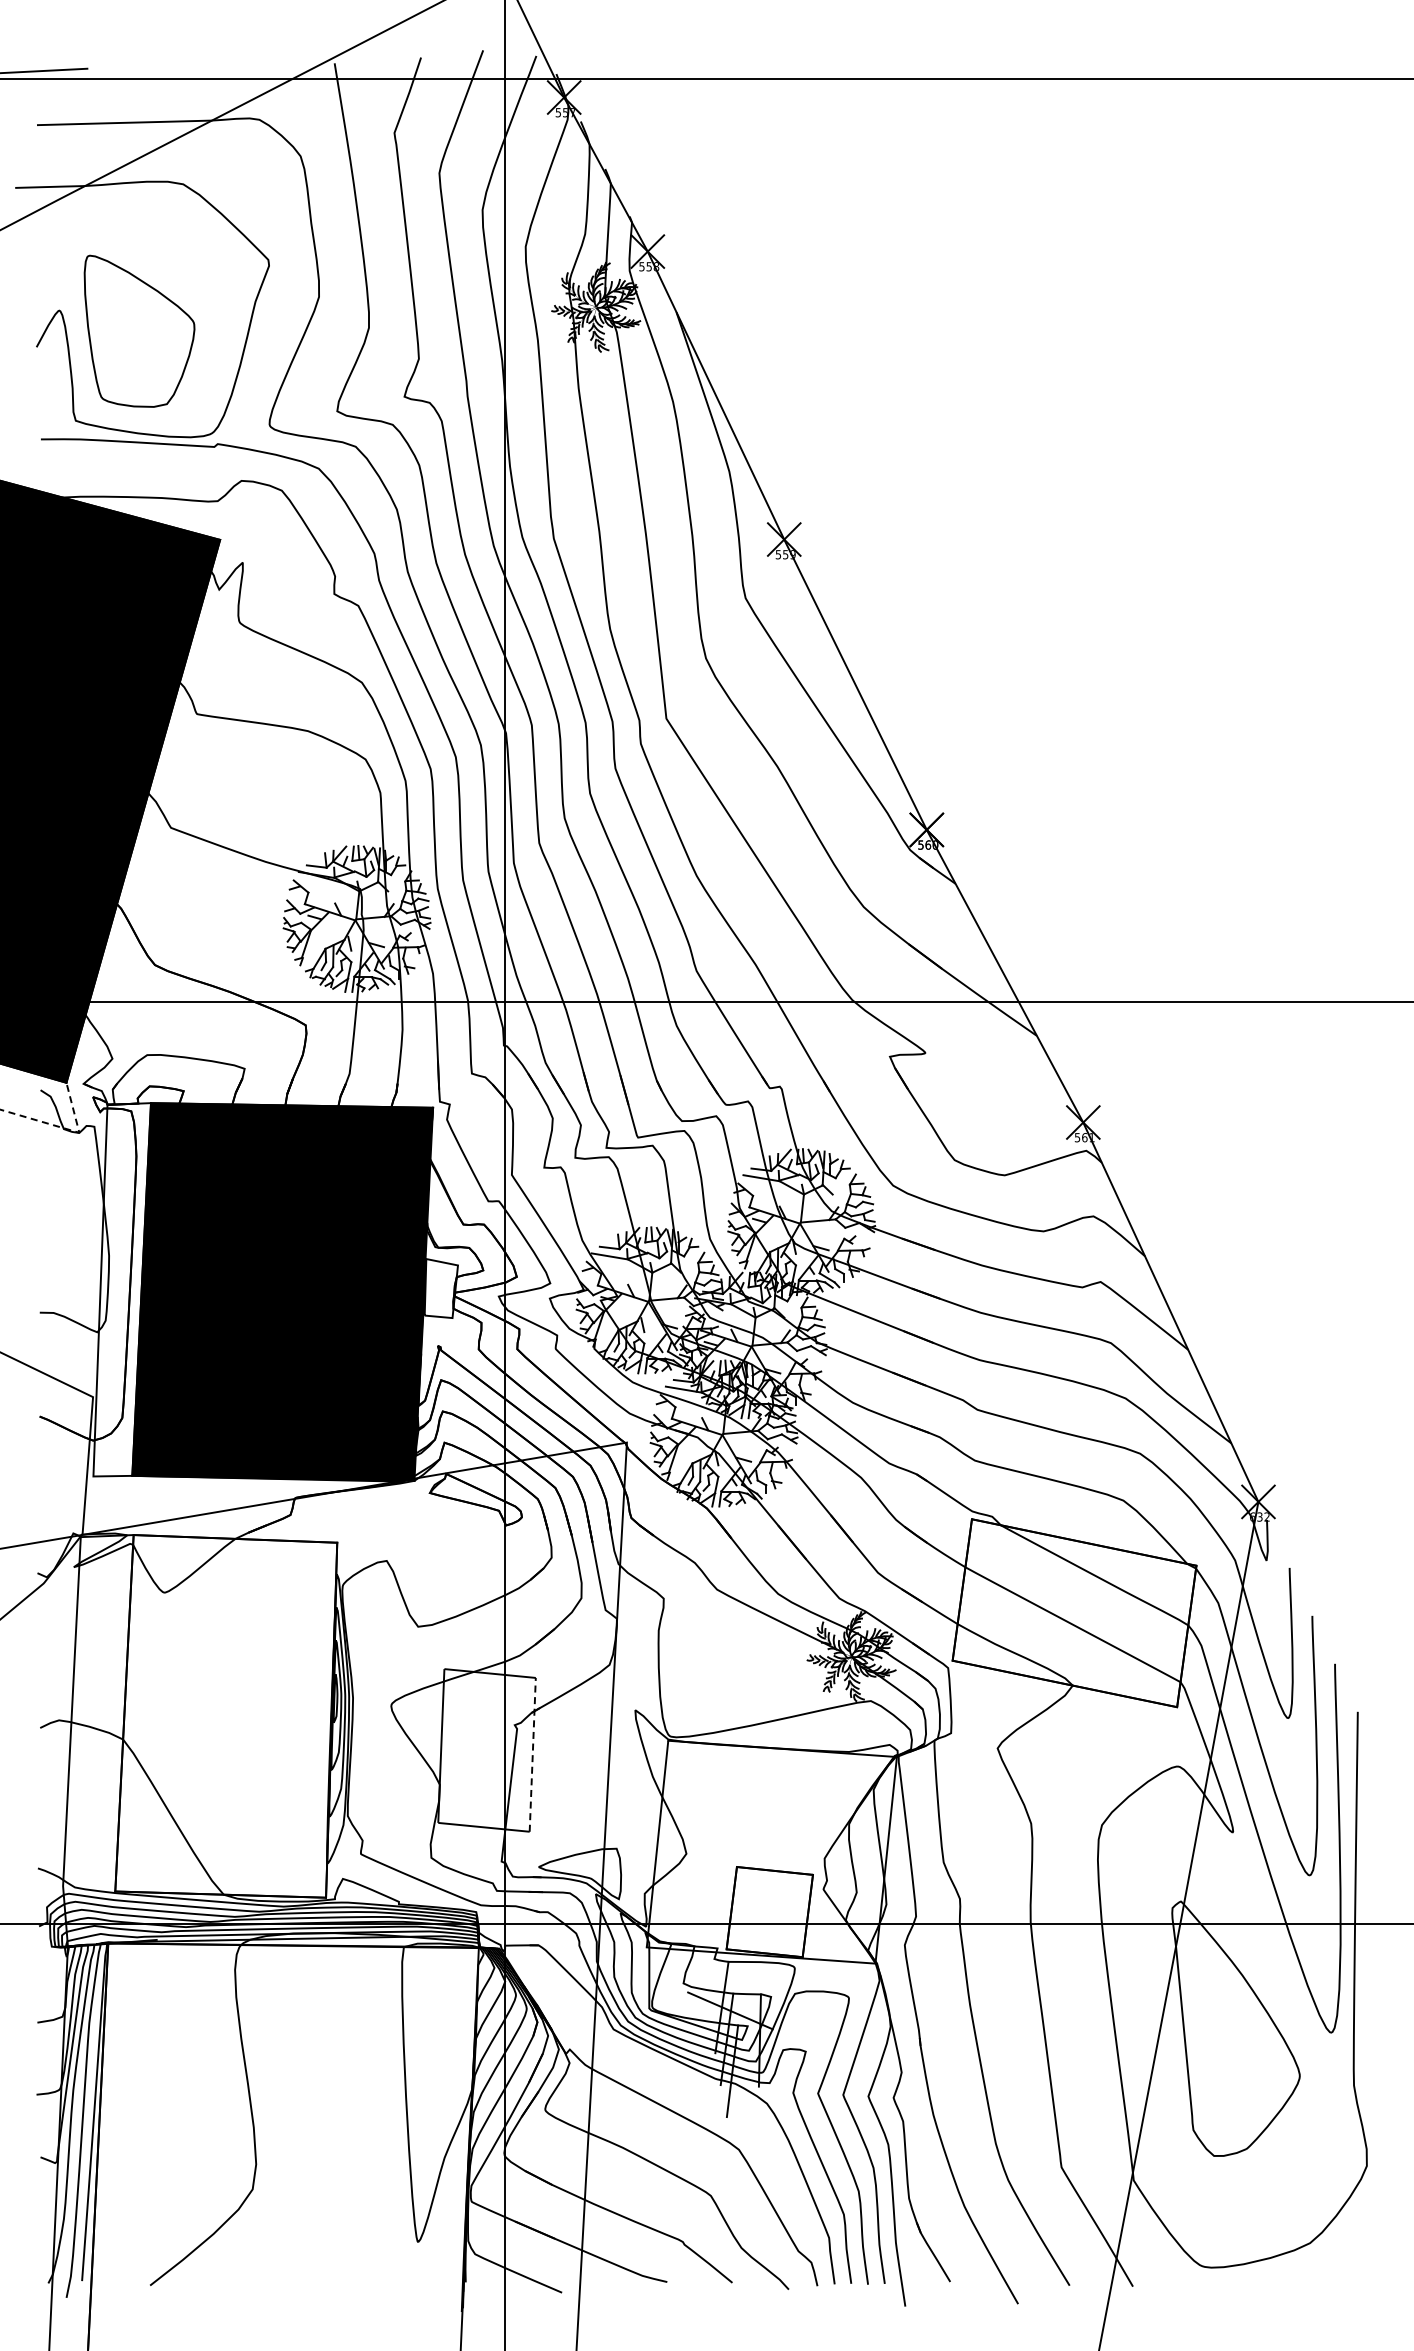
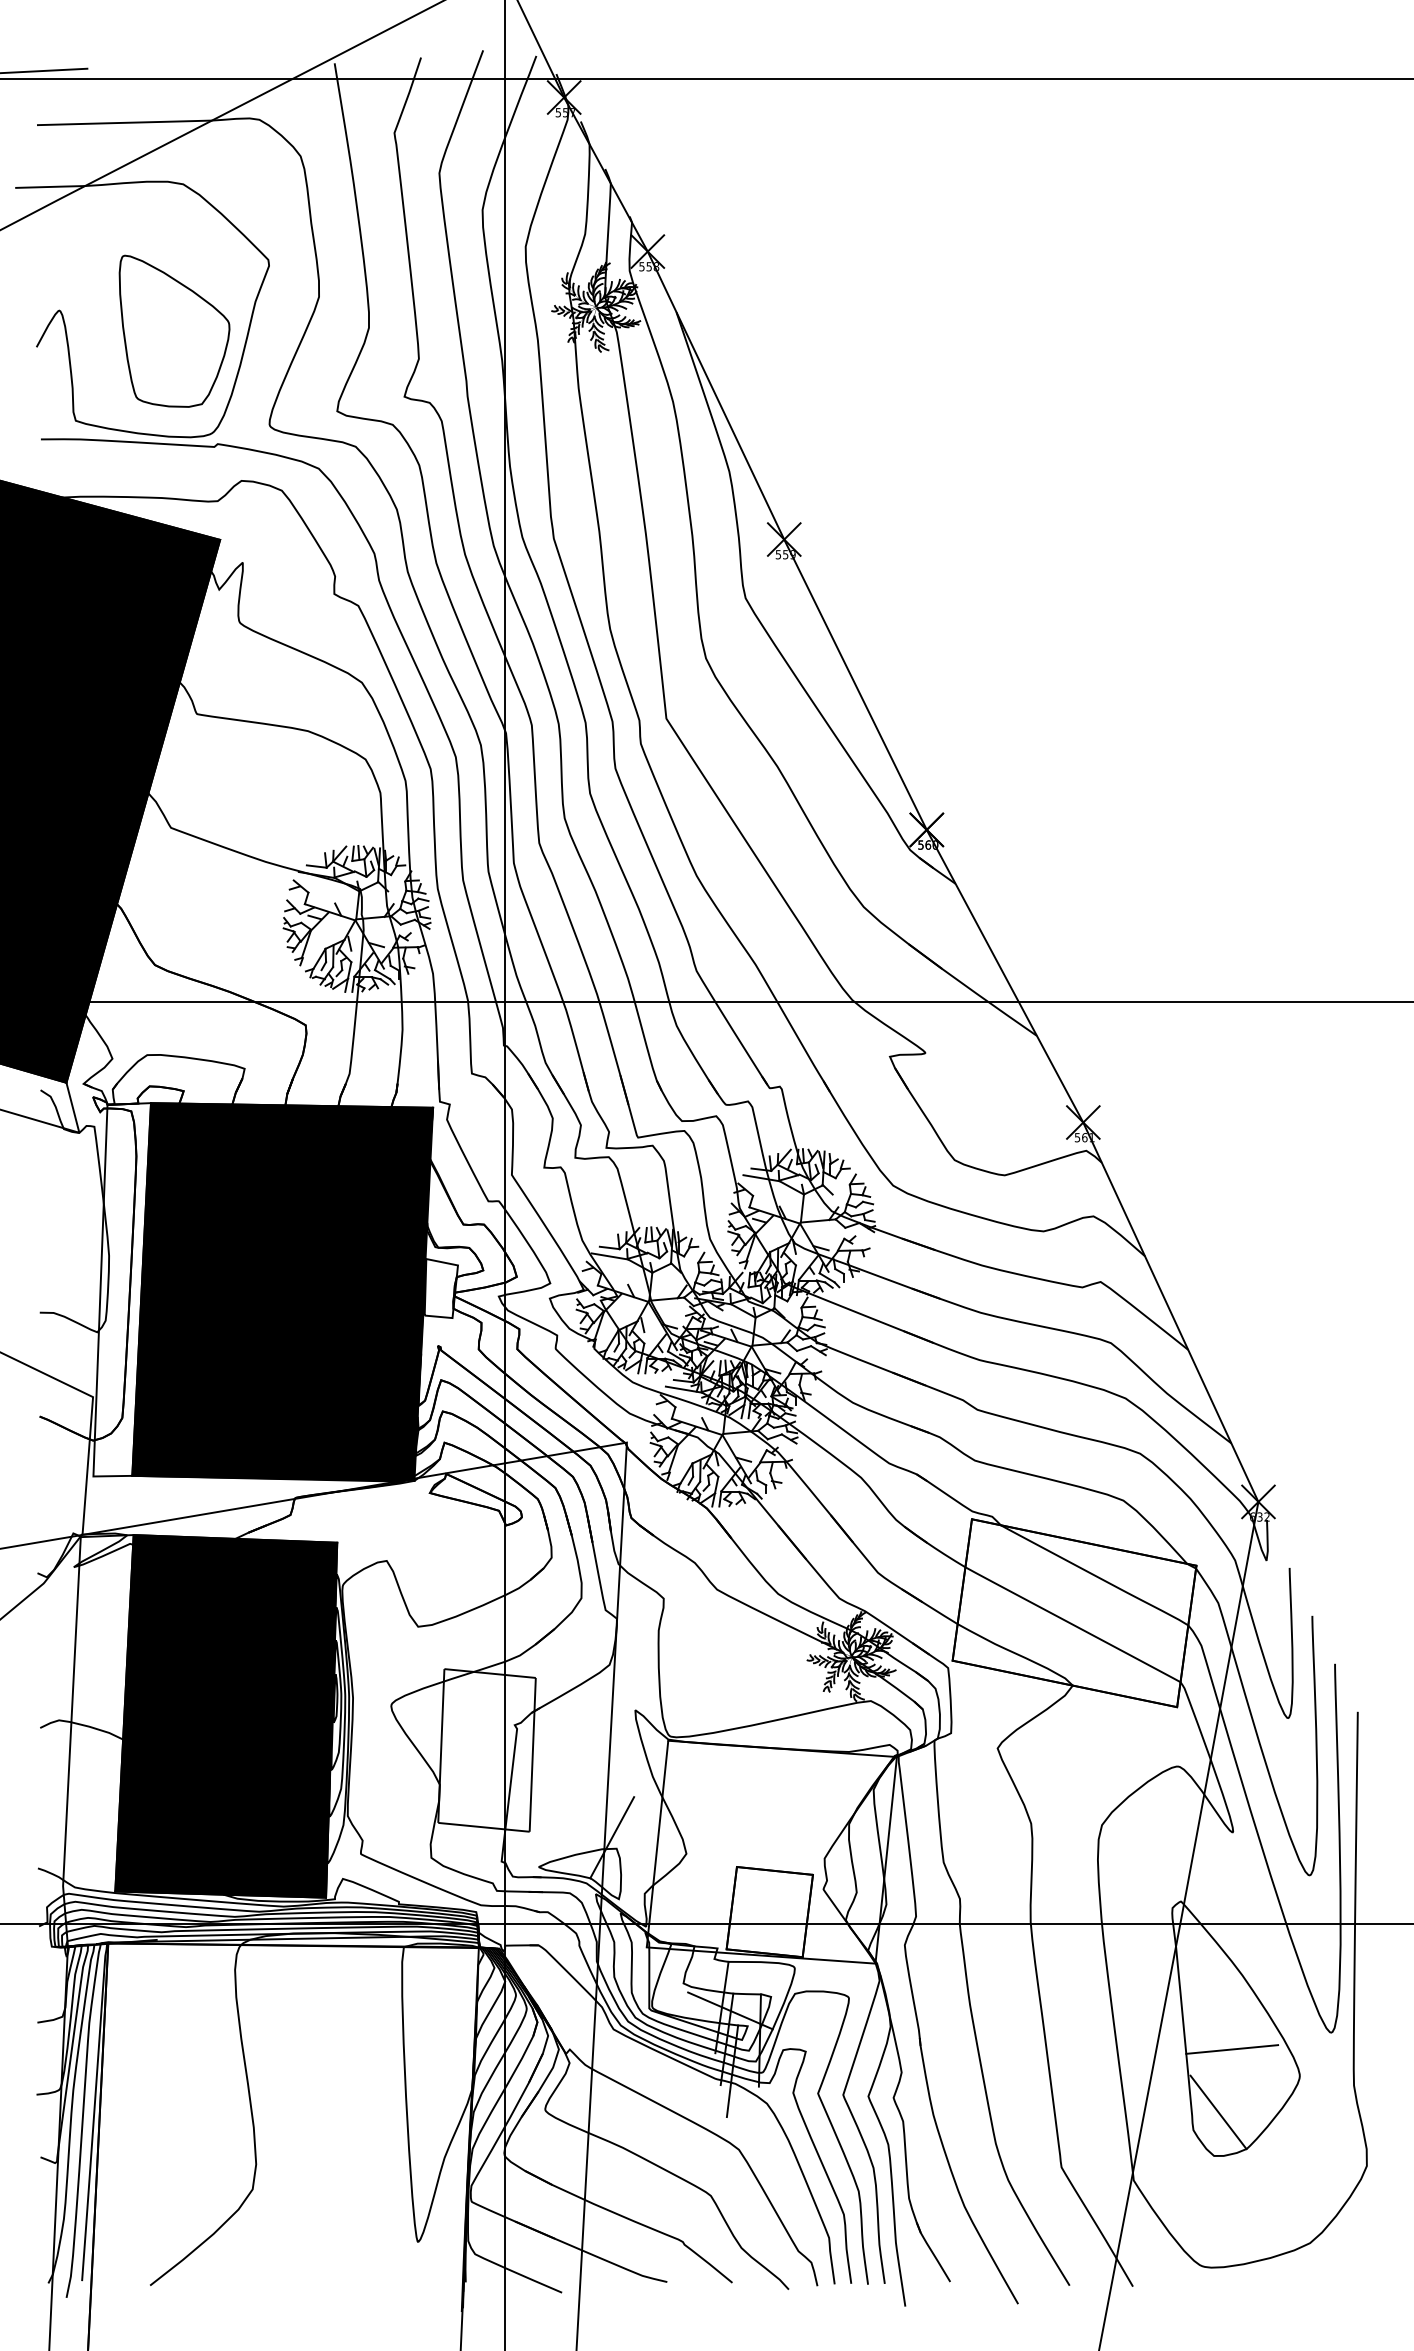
part position: (139, 330) -> (174, 330) (174, 330)
line: dashed -> solid (65, 1128)
fill: none -> present (226, 1716)
line: dashed -> solid (532, 1754)
line: none -> present (612, 1837)
line: none -> present (1232, 2049)
line: none -> present (1218, 2112)
